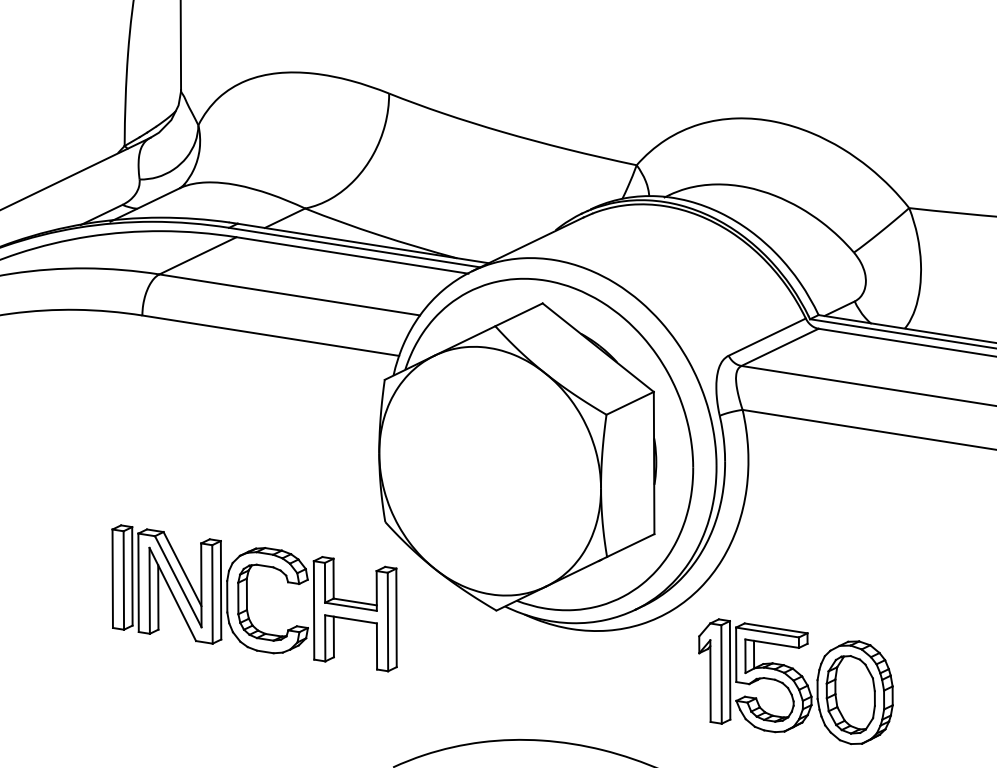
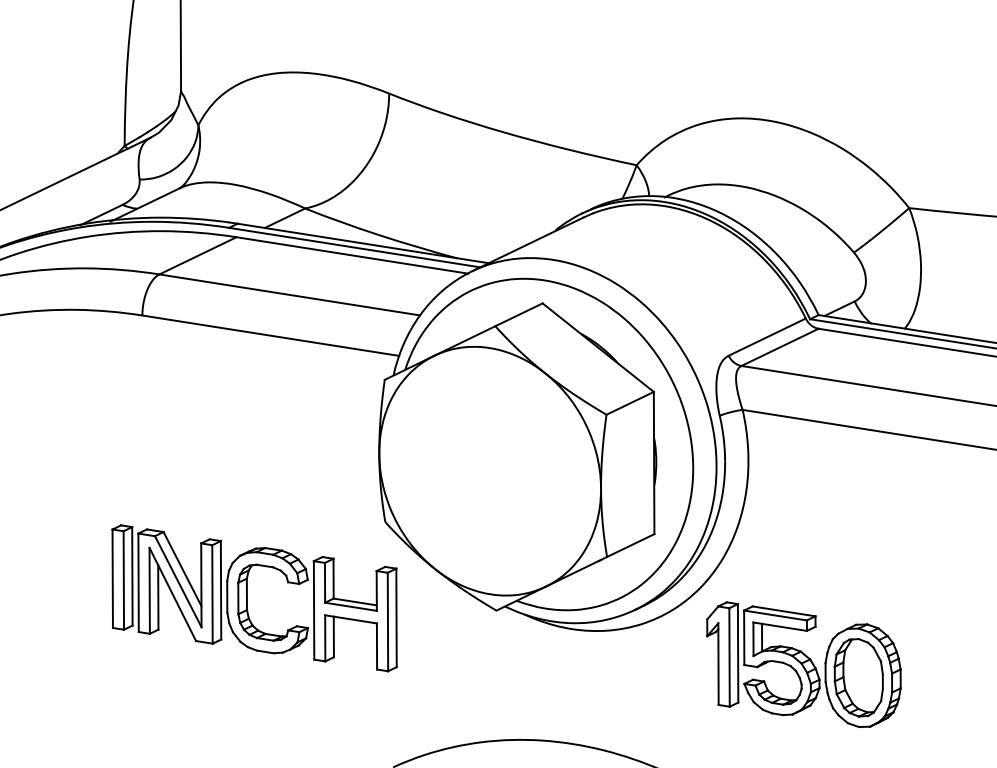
part position: (795, 681) -> (803, 664) (803, 664)
